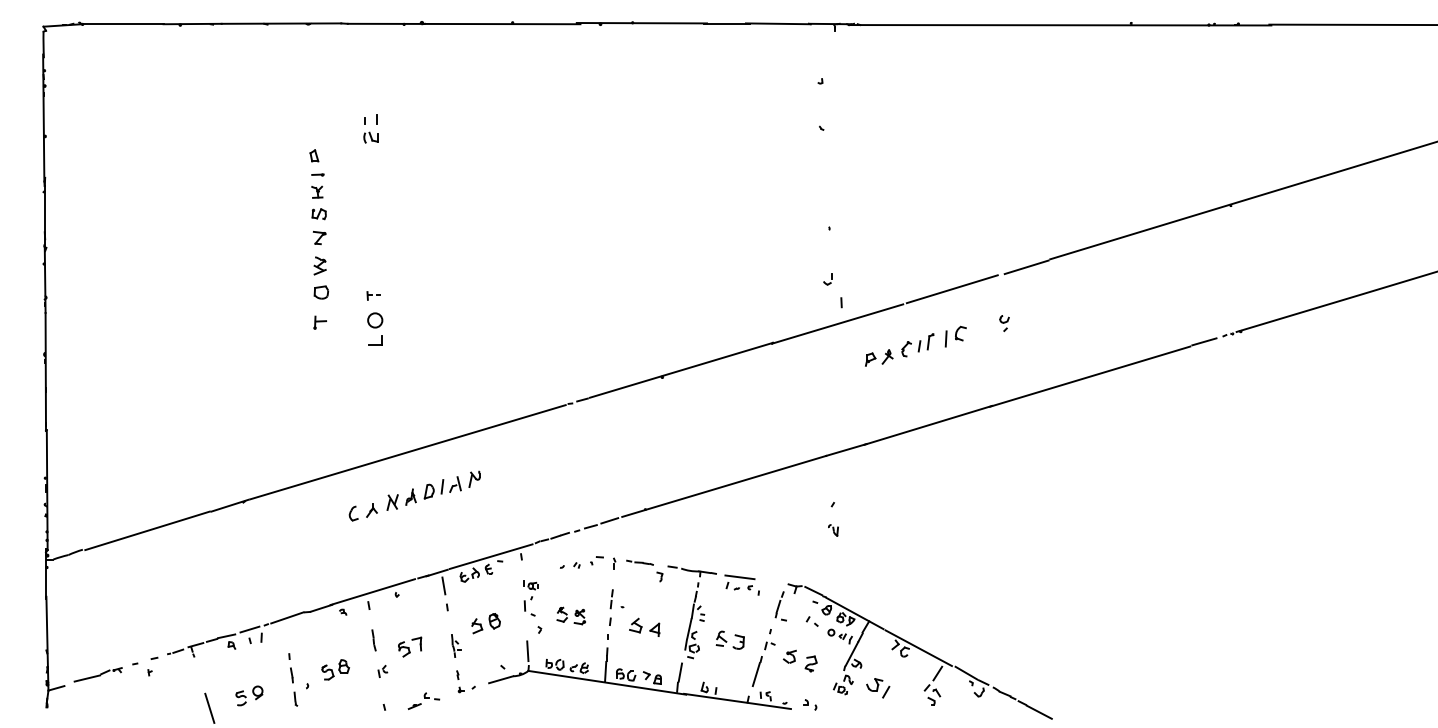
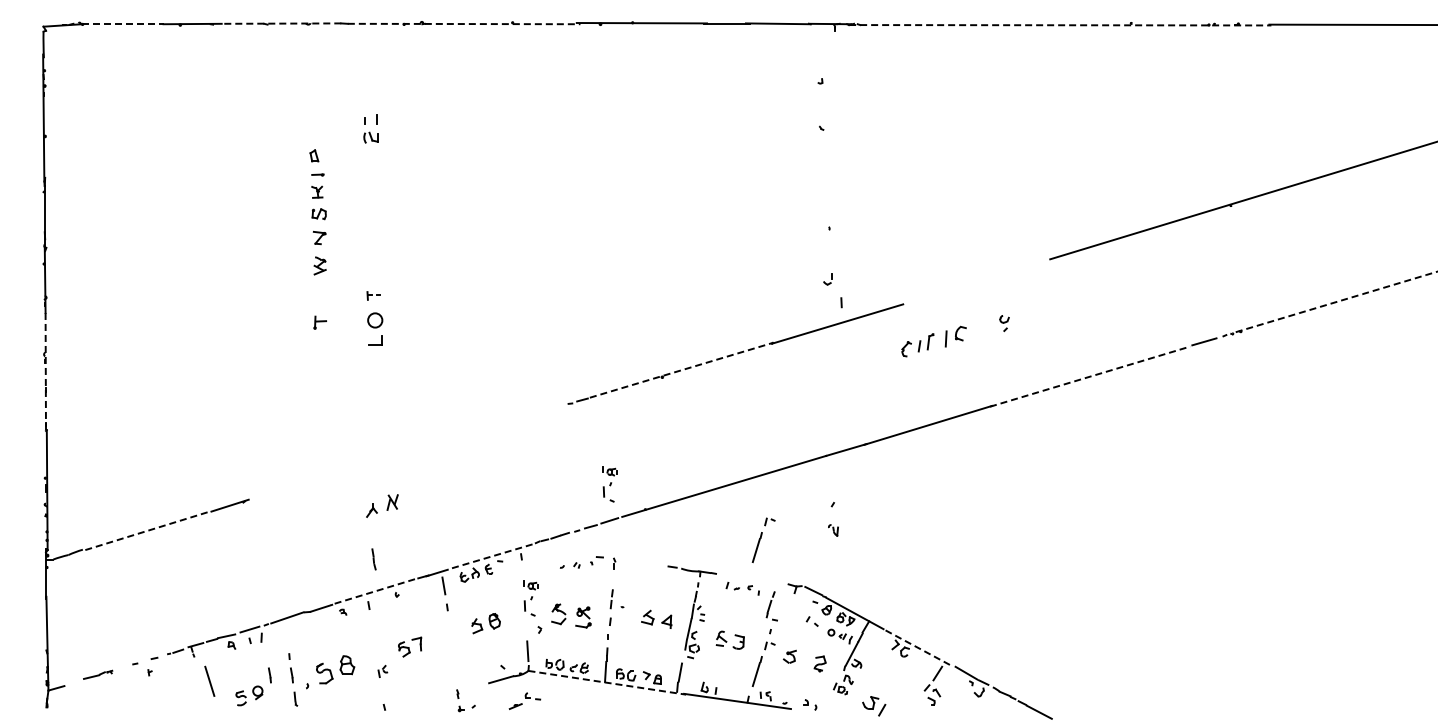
line: solid -> dashed (281, 23)
line: solid -> dashed (122, 24)
line: solid -> dashed (464, 24)
line: solid -> dashed (1060, 25)
line: present -> none (1026, 267)
line: present -> none (951, 289)
part: present -> none (321, 292)
arc: solid -> dashed (1337, 301)
part: present -> none (879, 357)
line: solid -> dashed (681, 370)
line: solid -> dashed (45, 371)
line: solid -> dashed (1090, 376)
line: present -> none (407, 452)
part: none -> present (609, 484)
part: present -> none (442, 487)
part: present -> none (353, 513)
line: solid -> dashed (148, 530)
part: none -> present (763, 539)
line: solid -> dashed (490, 556)
part: present -> none (644, 570)
line: present -> none (739, 577)
line: solid -> dashed (372, 592)
part position: (780, 606) -> (771, 606) (771, 606)
part size: 30x20 px -> 41x26 px (571, 615)
part position: (644, 626) -> (656, 618) (656, 618)
line position: (373, 640) -> (373, 559) (373, 559)
part: present -> none (456, 645)
line: solid -> dashed (918, 648)
part position: (810, 663) -> (819, 663) (819, 663)
part size: 30x22 px -> 40x30 px (335, 669)
part size: 50x16 px -> 31x11 px (98, 674)
line: none -> present (269, 675)
part position: (459, 679) -> (459, 698) (459, 698)
line: solid -> dashed (607, 682)
part position: (878, 688) -> (874, 706) (874, 706)
part position: (423, 700) -> (524, 700) (524, 700)
line position: (209, 707) -> (209, 680) (209, 680)
